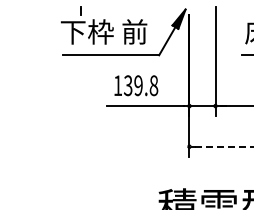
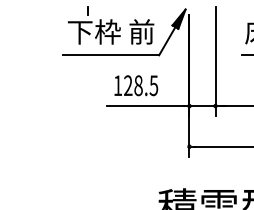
part position: (103, 25) -> (110, 25) (110, 25)
text: 139.8 -> 128.5 (141, 85)
line: dashed -> solid (224, 146)
